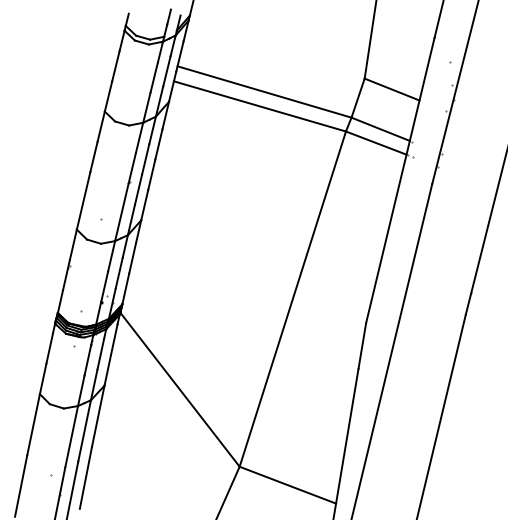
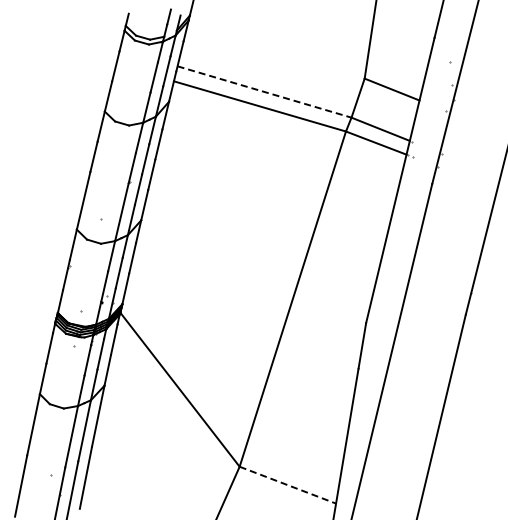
line: solid -> dashed (264, 91)
line: solid -> dashed (287, 485)
